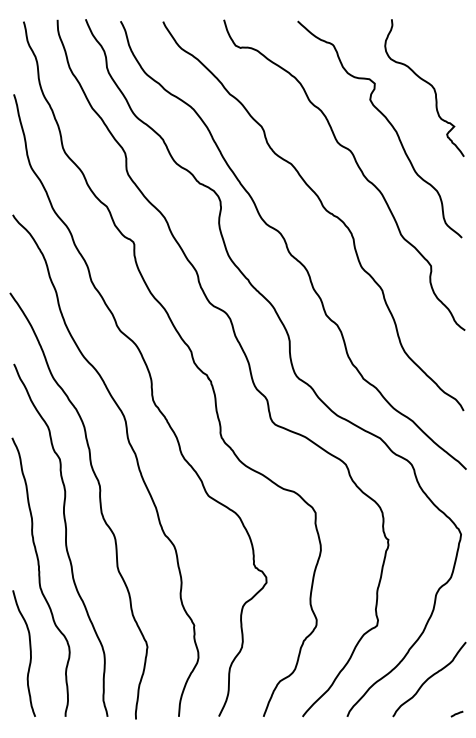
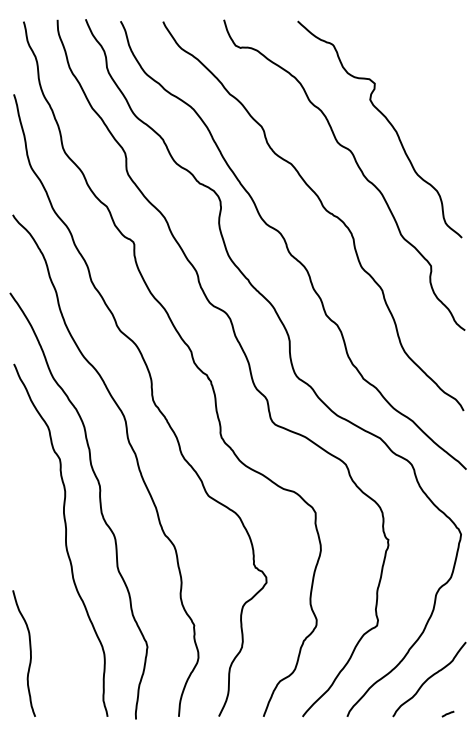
curve: present -> none (426, 83)
curve: present -> none (40, 576)
curve position: (456, 713) -> (447, 713) (447, 713)
